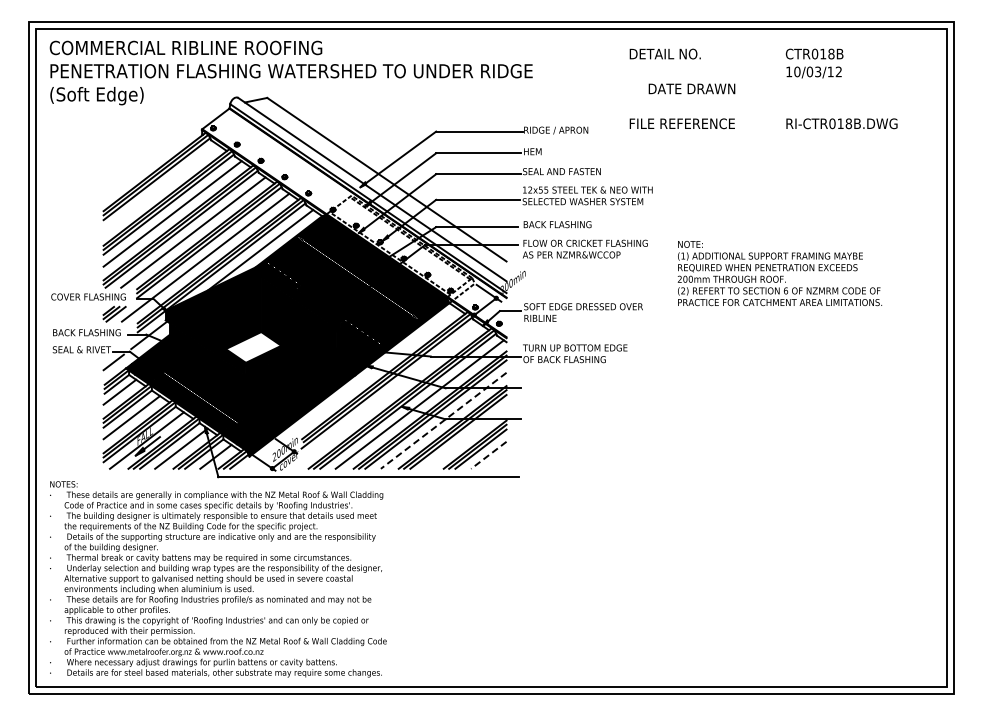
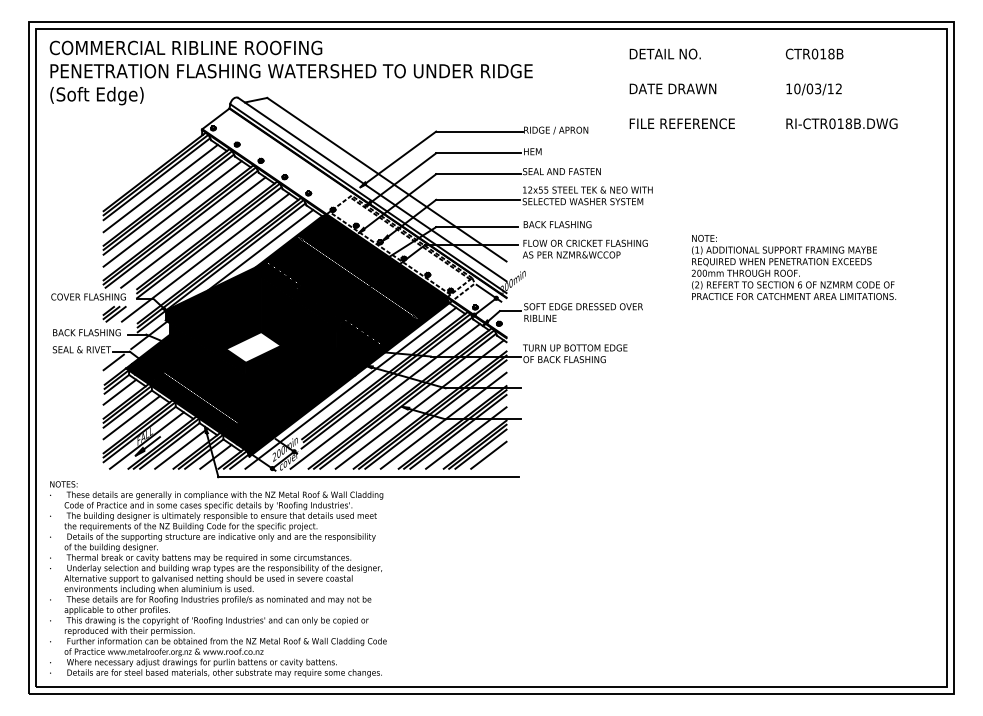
text position: (813, 72) -> (813, 89) (813, 89)
text position: (691, 88) -> (672, 88) (672, 88)
line: none -> present (160, 188)
text position: (779, 273) -> (793, 267) (793, 267)
line: none -> present (350, 387)
line: none -> present (385, 396)
line: dashed -> solid (443, 421)
line: none -> present (466, 437)
line: dashed -> solid (488, 455)
